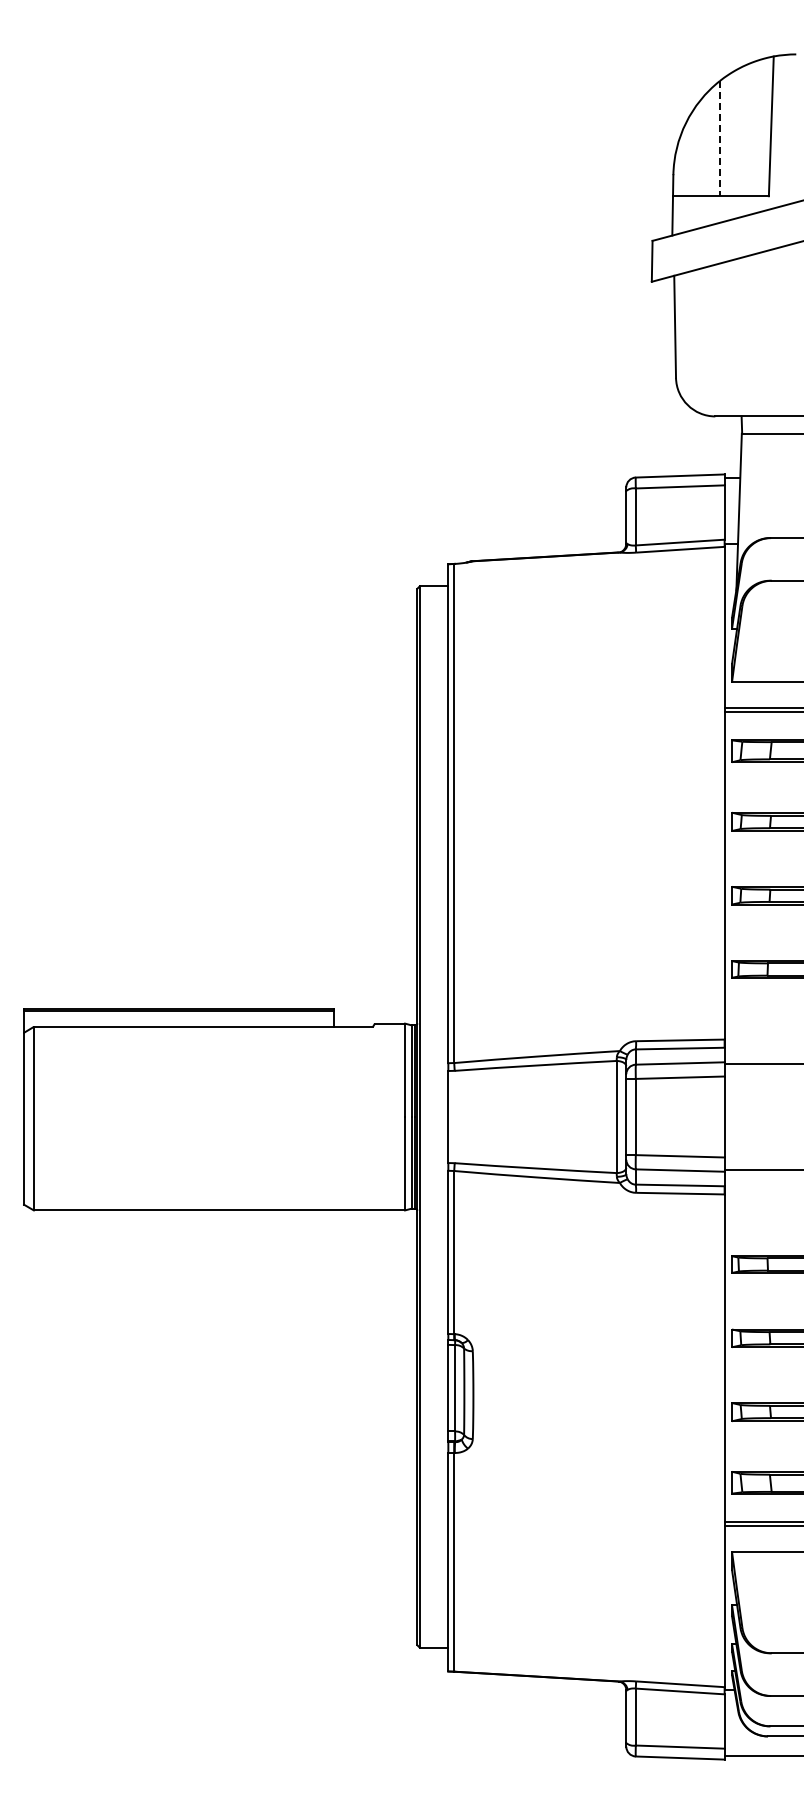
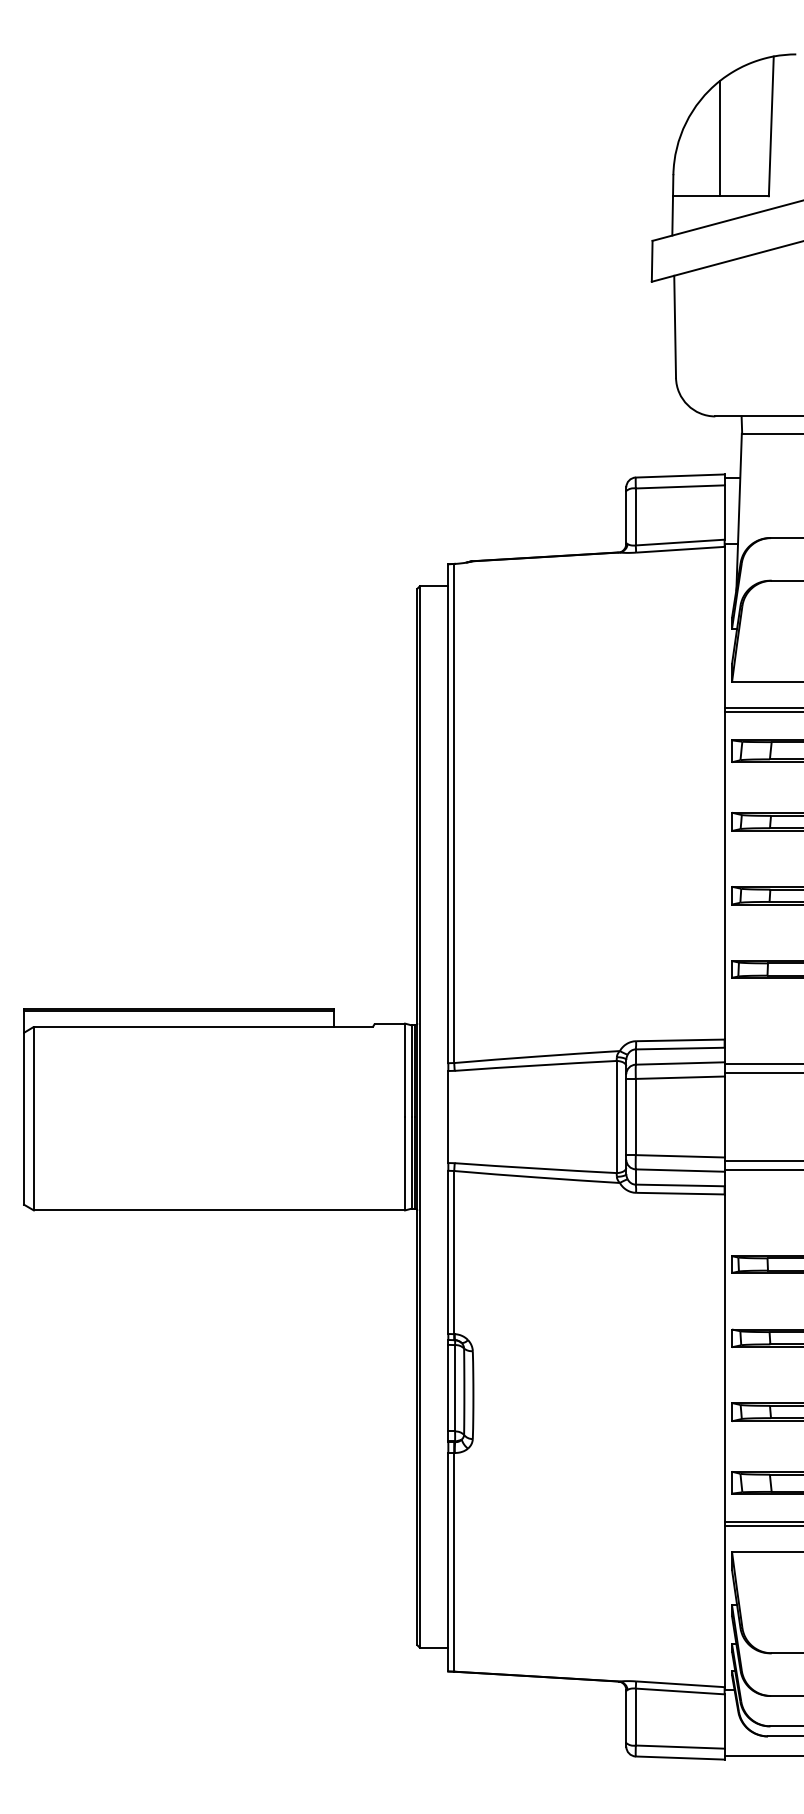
line: dashed -> solid (719, 138)
line: none -> present (762, 1072)
line: none -> present (762, 1161)
